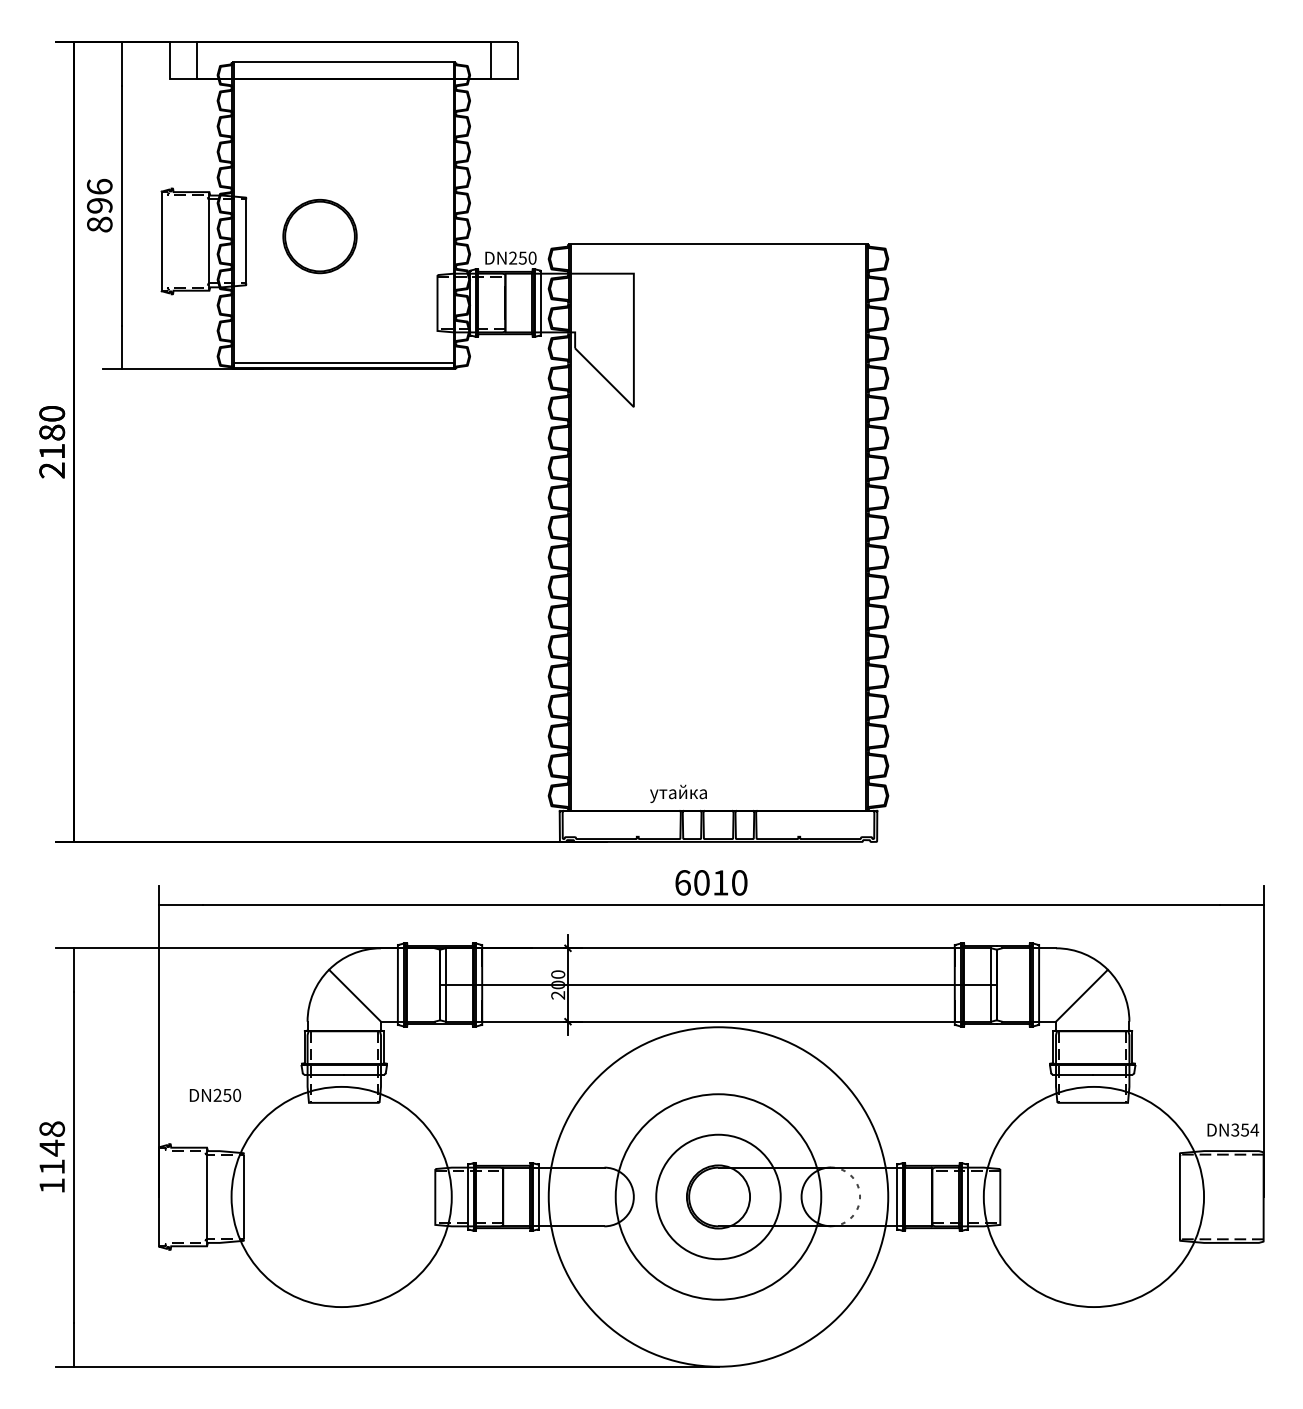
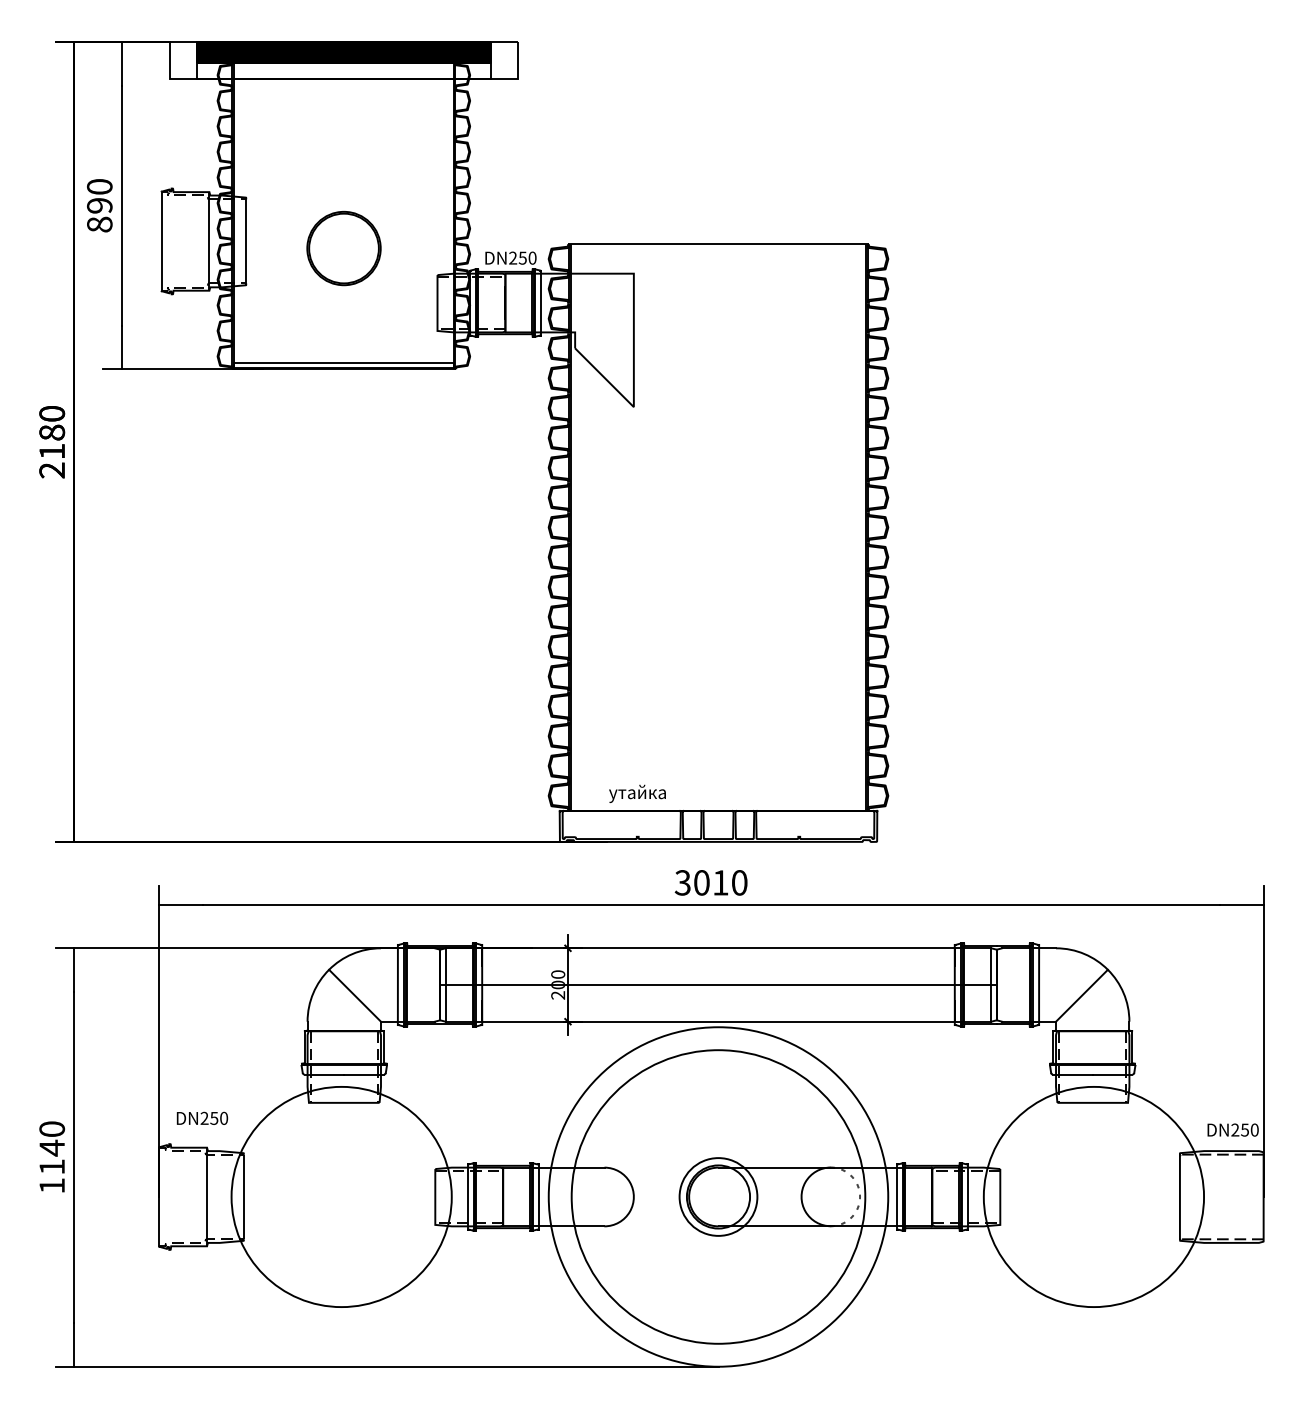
hatch: none -> present (343, 52)
text: 896 -> 890 (99, 186)
part position: (319, 236) -> (343, 248) (343, 248)
text position: (678, 793) -> (637, 793) (637, 793)
text: 6010 -> 3010 (682, 882)
text position: (215, 1094) -> (202, 1117) (202, 1117)
text: 1148 -> 1140 (51, 1128)
text: DN354 -> DN250 (1245, 1129)
circle diameter: 124 px -> 78 px (718, 1196)
circle diameter: 206 px -> 294 px (718, 1196)
